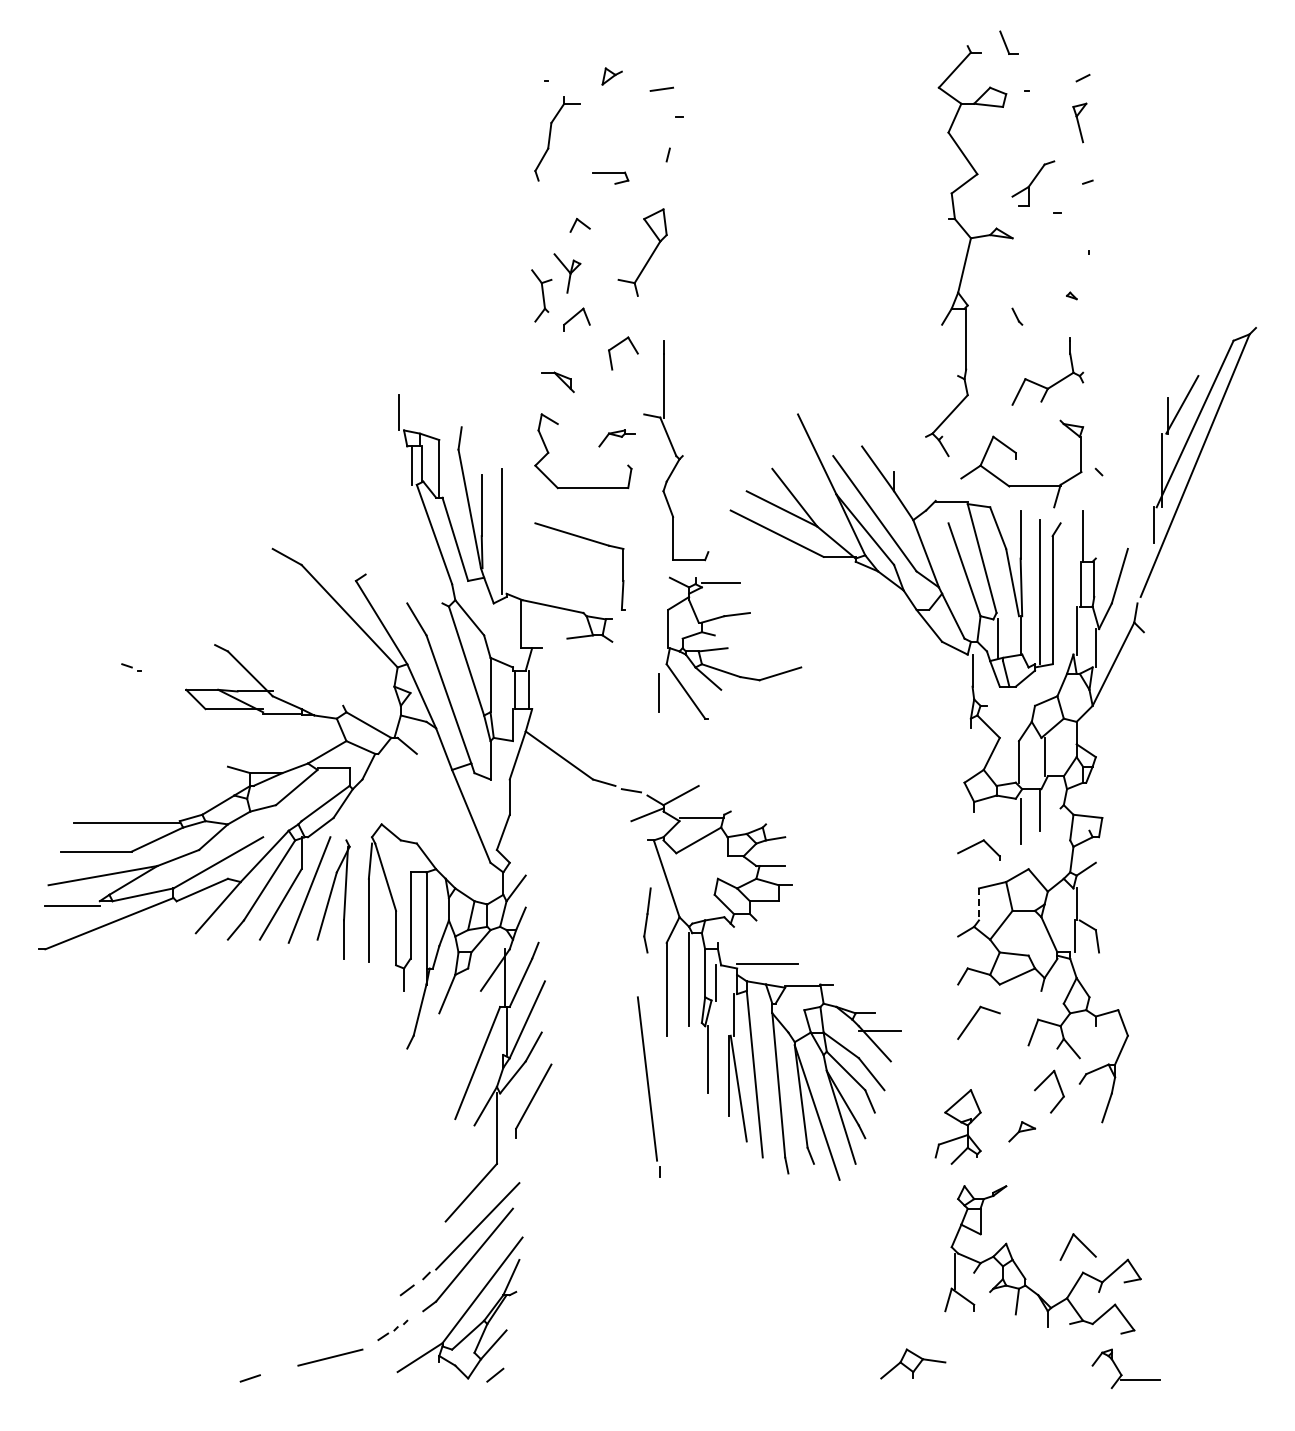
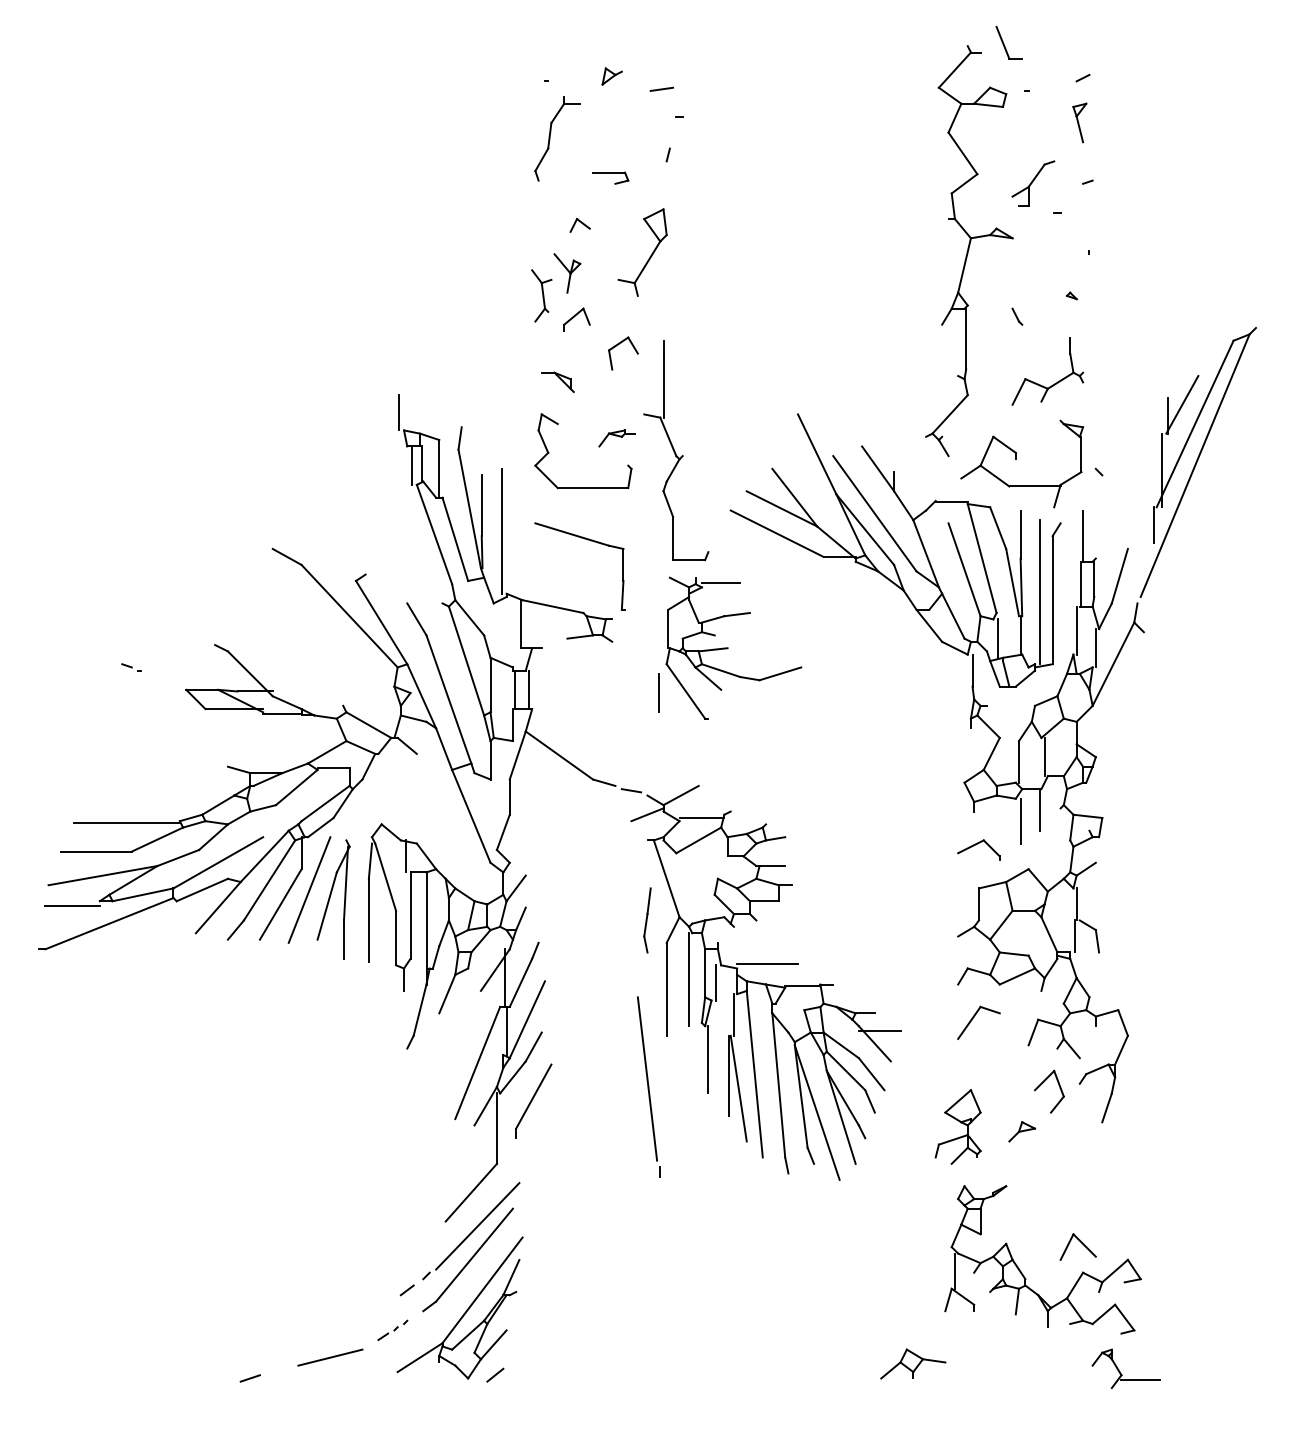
part size: 20x25 px -> 28x35 px (1008, 42)
line: none -> present (405, 856)
line: dashed -> solid (978, 904)
